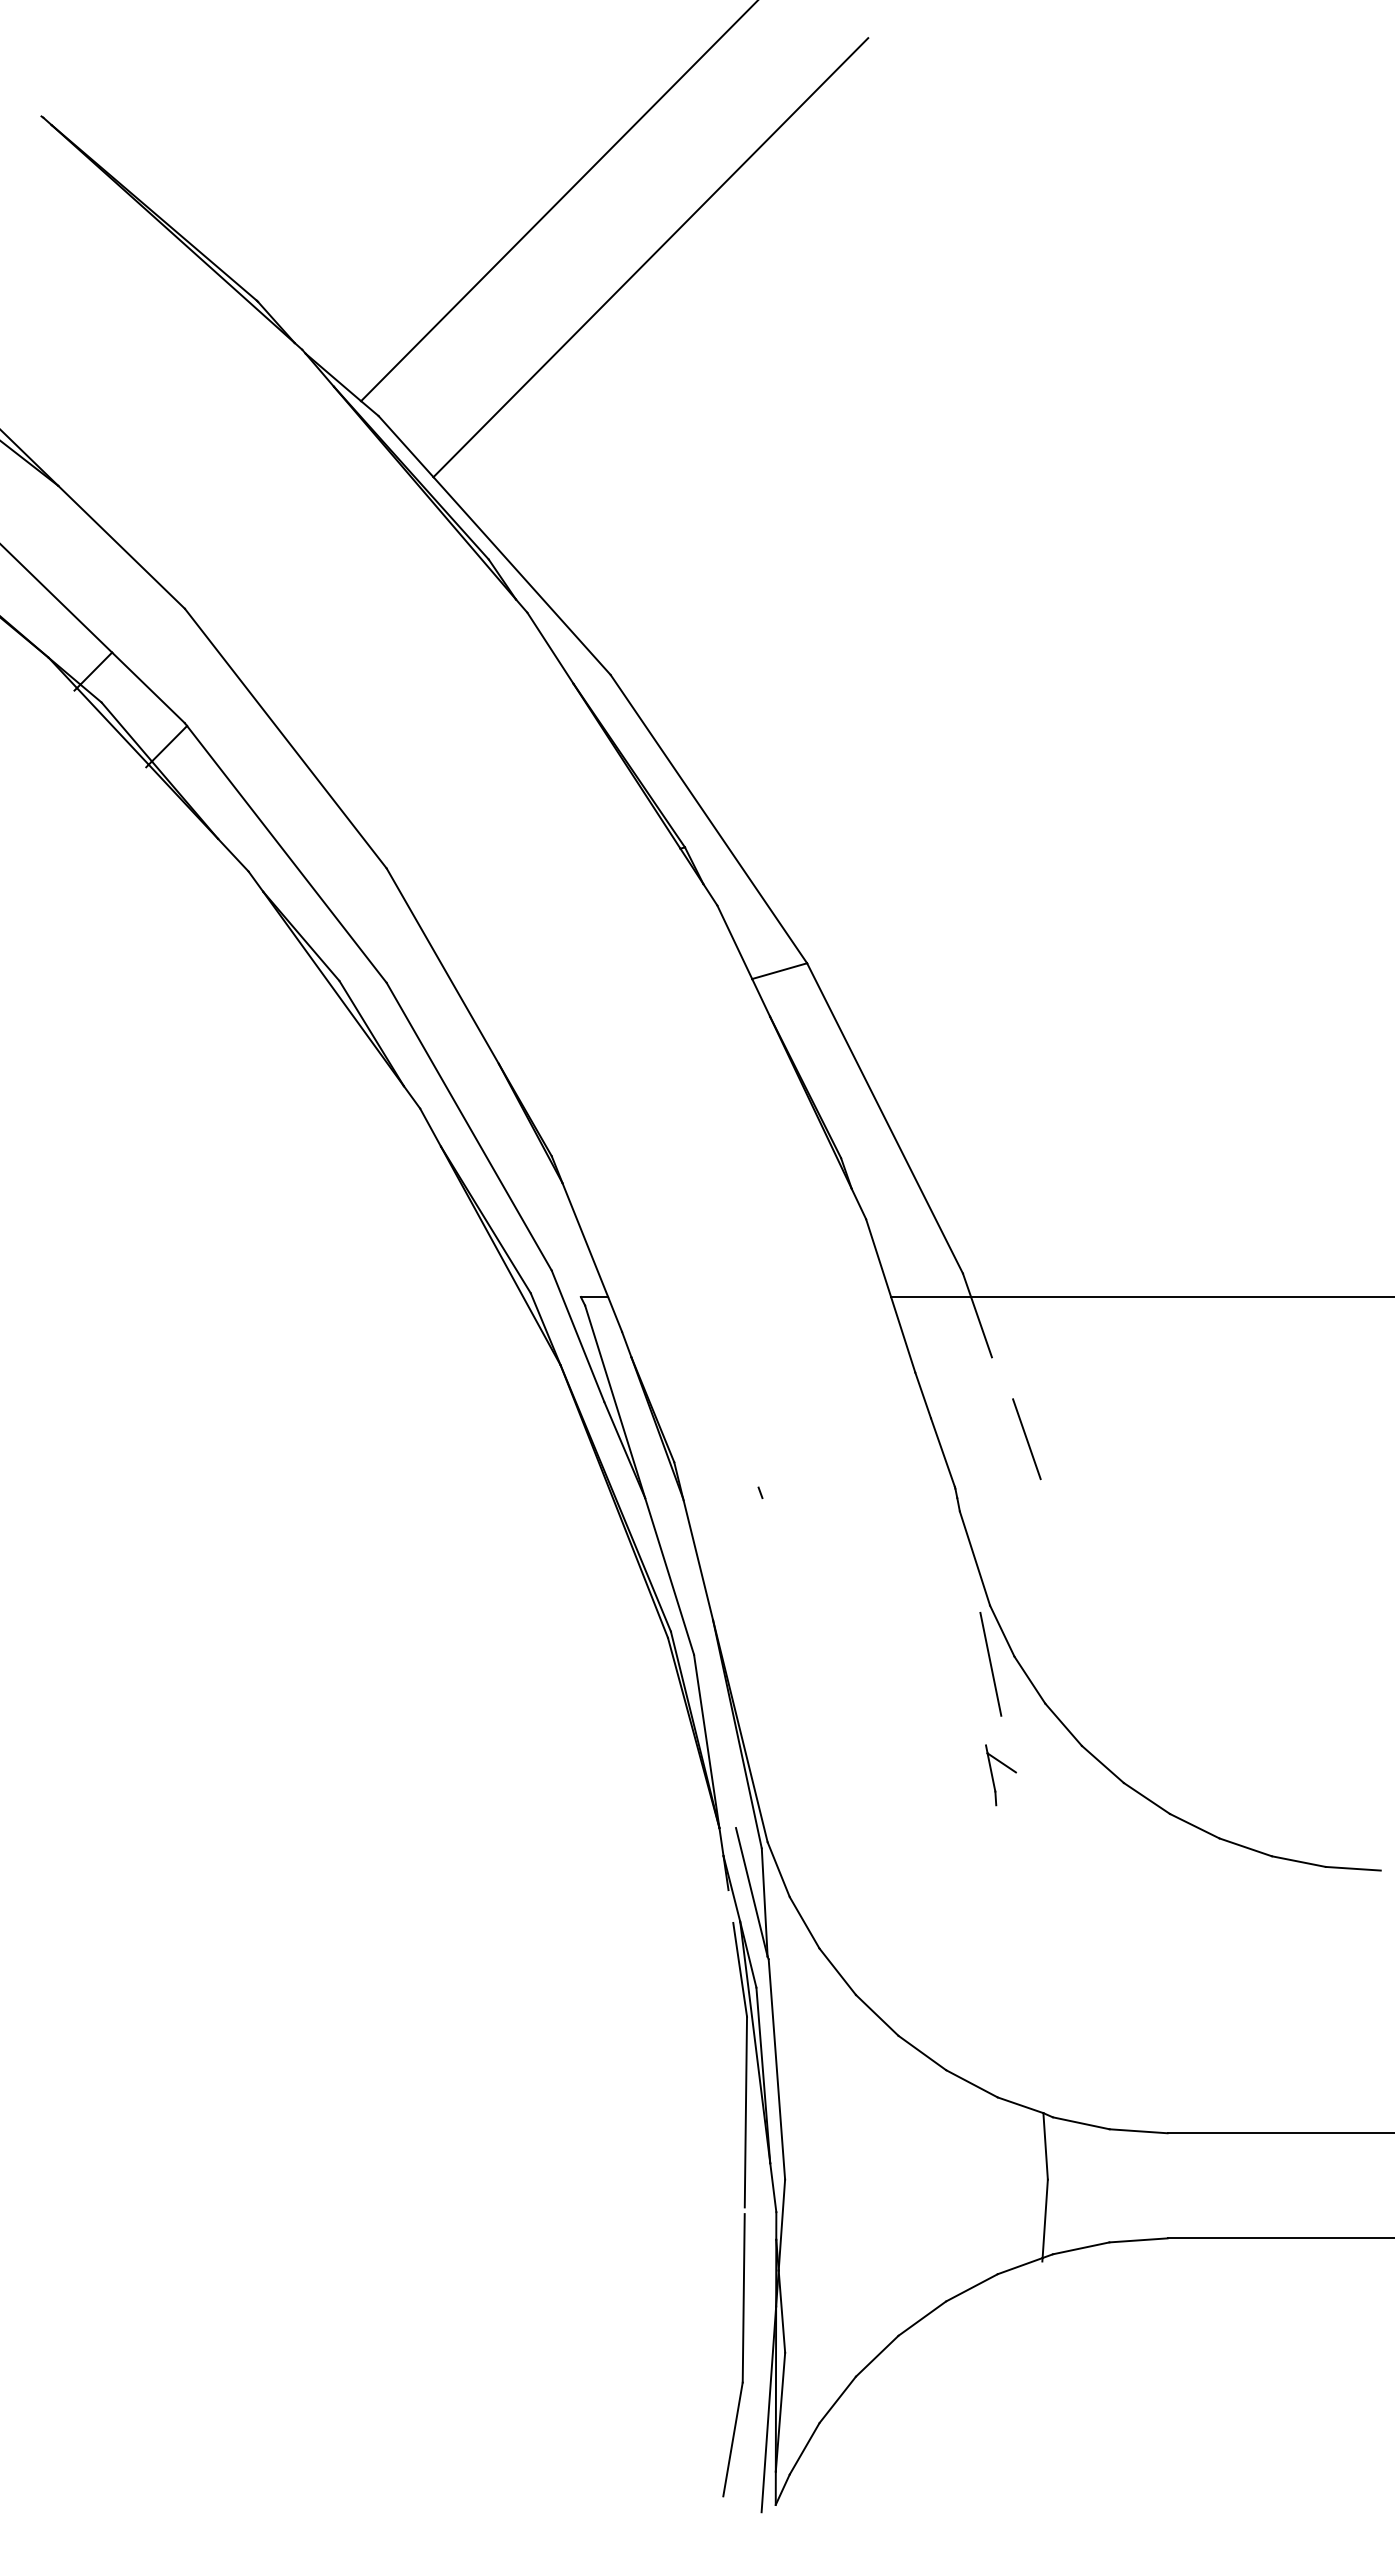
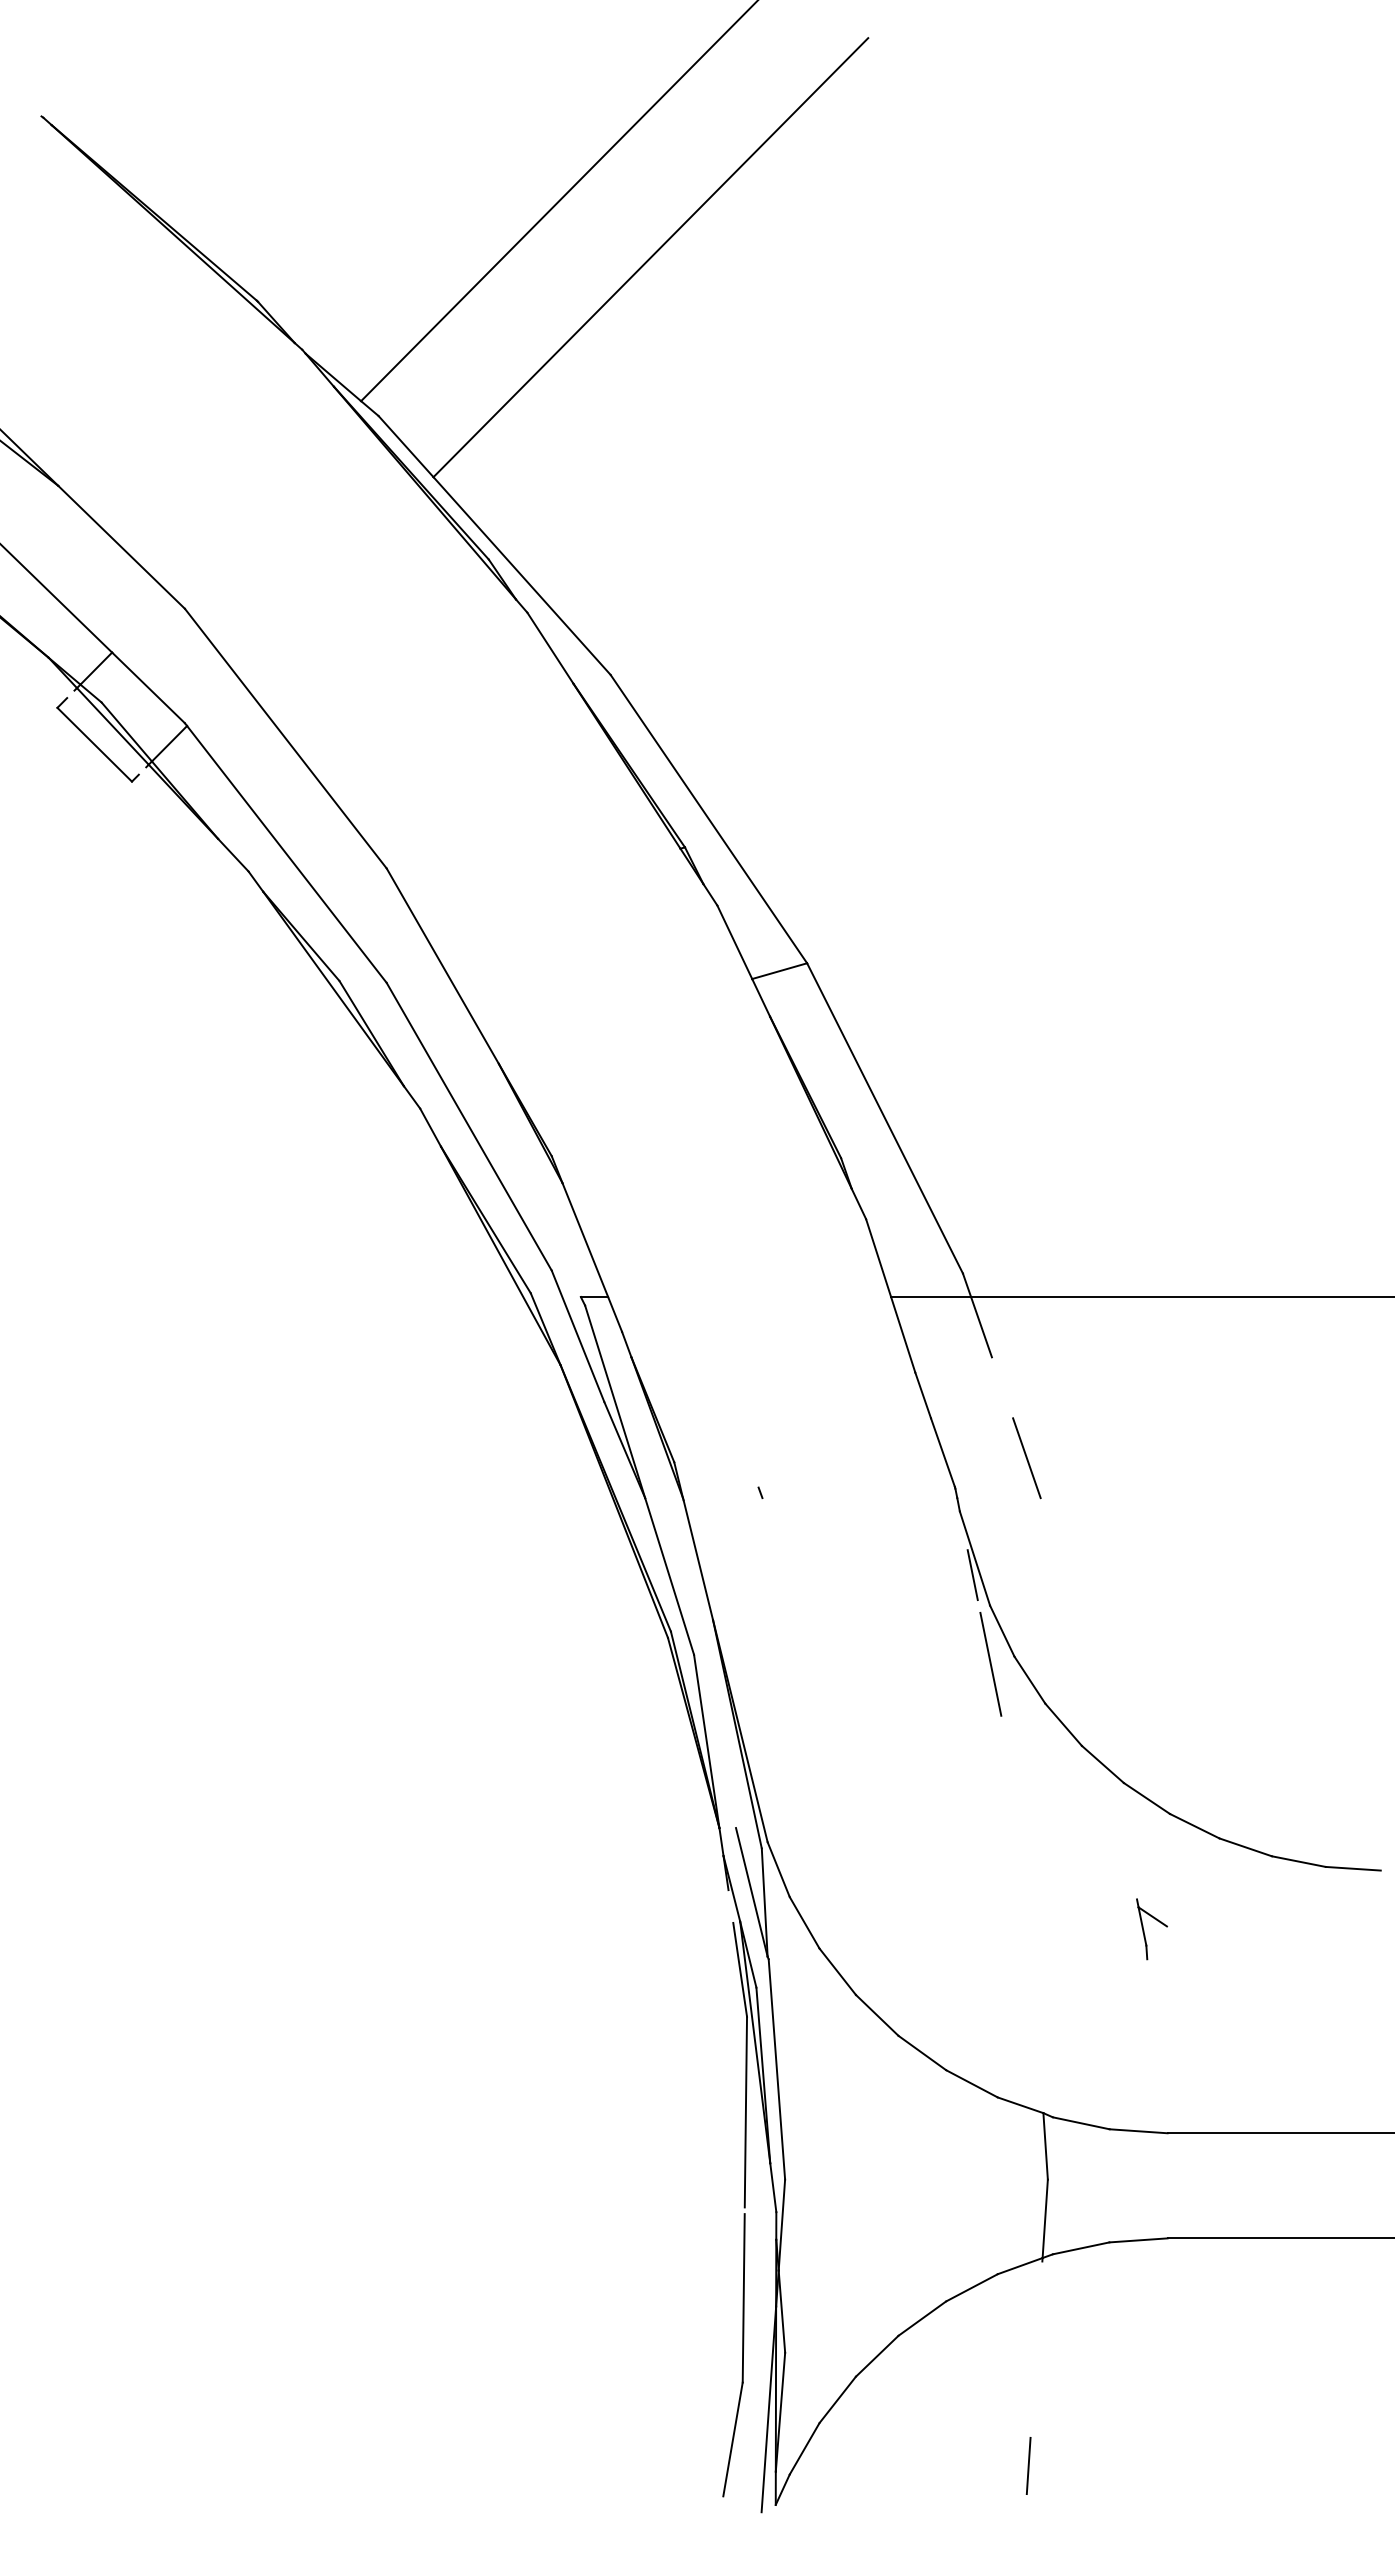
part: none -> present (97, 739)
line position: (1026, 1439) -> (1026, 1458) (1026, 1458)
line: none -> present (972, 1575)
part position: (993, 1776) -> (1144, 1930) (1144, 1930)
line: none -> present (1028, 2465)
